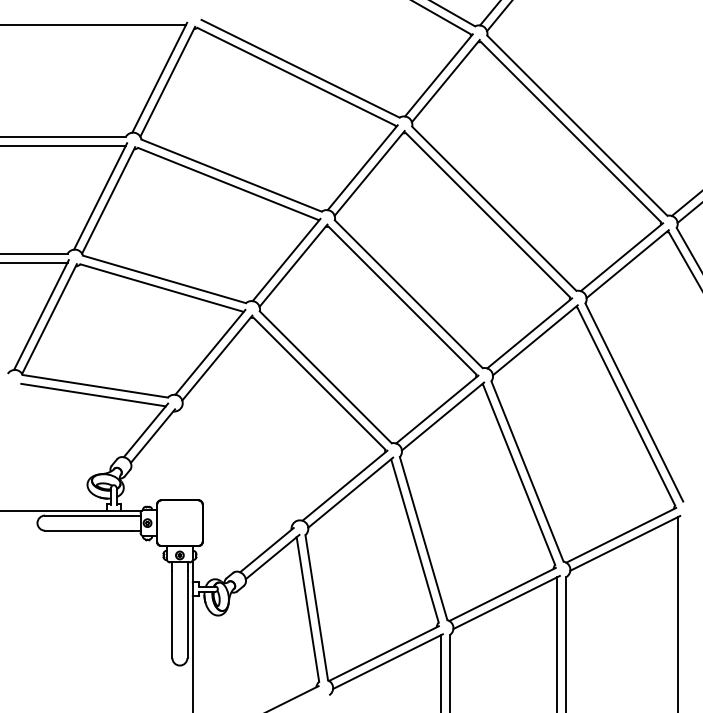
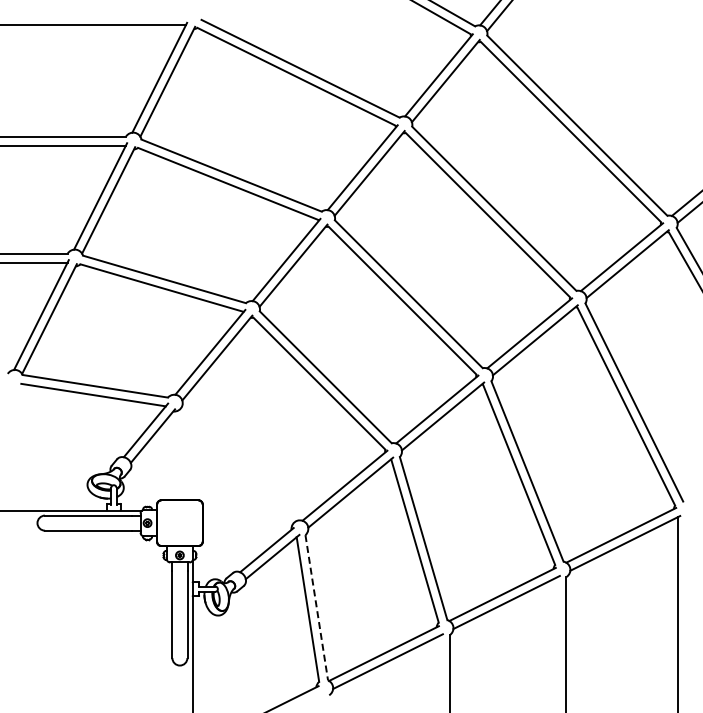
line: solid -> dashed (316, 607)
line: present -> none (557, 643)
line: present -> none (440, 672)
